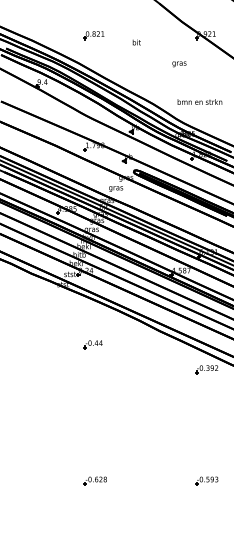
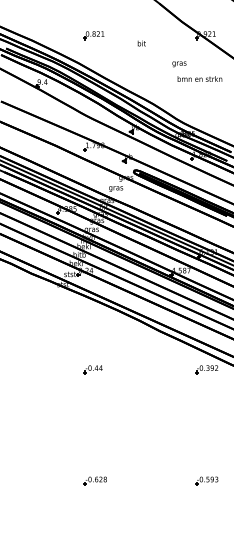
text position: (136, 42) -> (141, 43) (141, 43)
text position: (199, 101) -> (199, 78) (199, 78)
part position: (92, 344) -> (92, 369) (92, 369)
